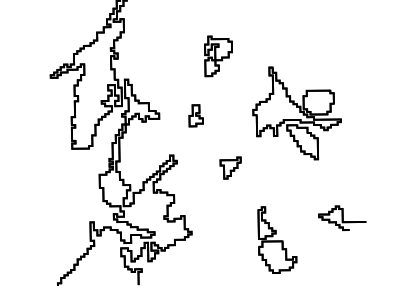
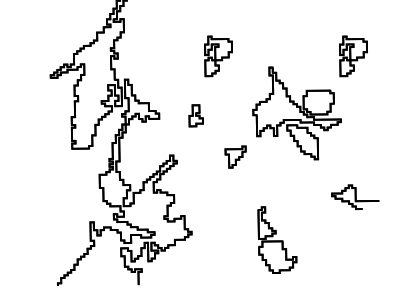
part: none -> present (353, 56)
part position: (230, 167) -> (235, 156) (235, 156)
part position: (342, 218) -> (355, 197) (355, 197)
